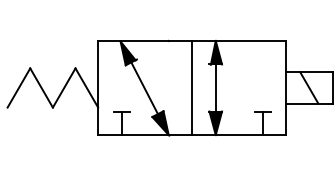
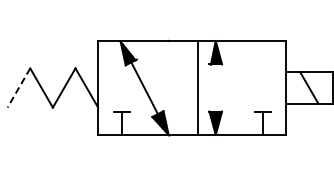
line position: (192, 87) -> (198, 87) (198, 87)
line: present -> none (215, 87)
line: solid -> dashed (18, 88)
